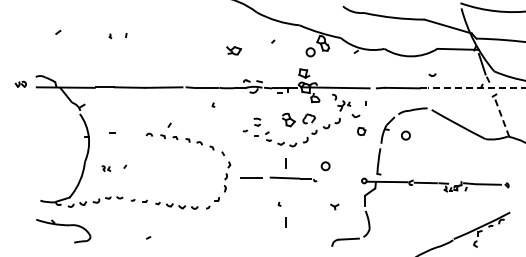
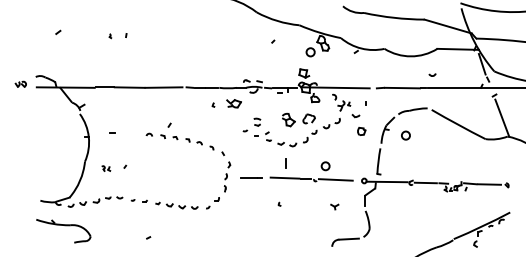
part position: (233, 50) -> (233, 103) (233, 103)
line: dashed -> solid (476, 88)
line: dashed -> solid (502, 118)
line: none -> present (335, 179)
line: present -> none (285, 222)
